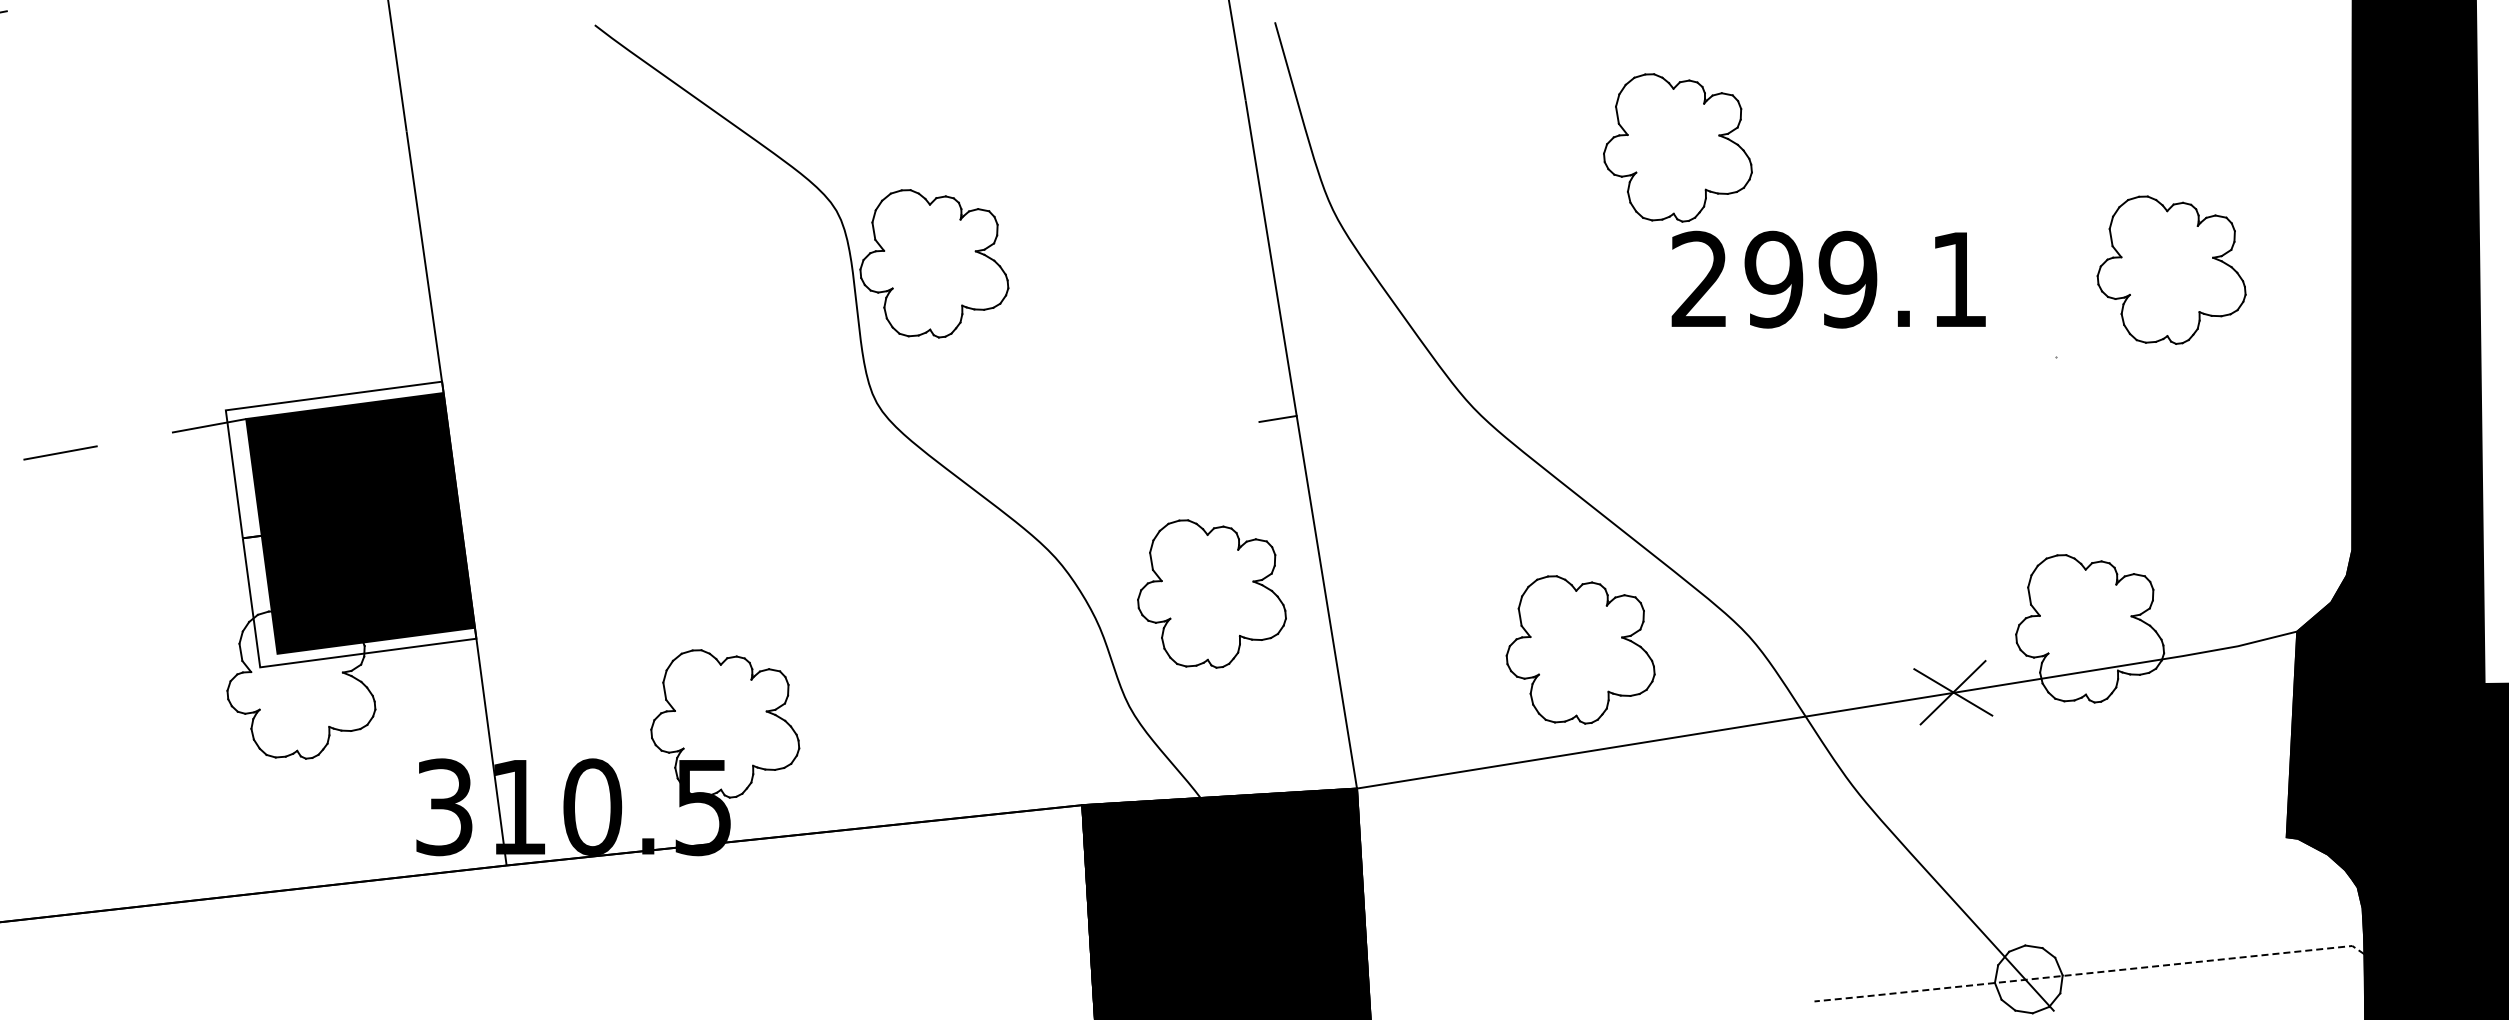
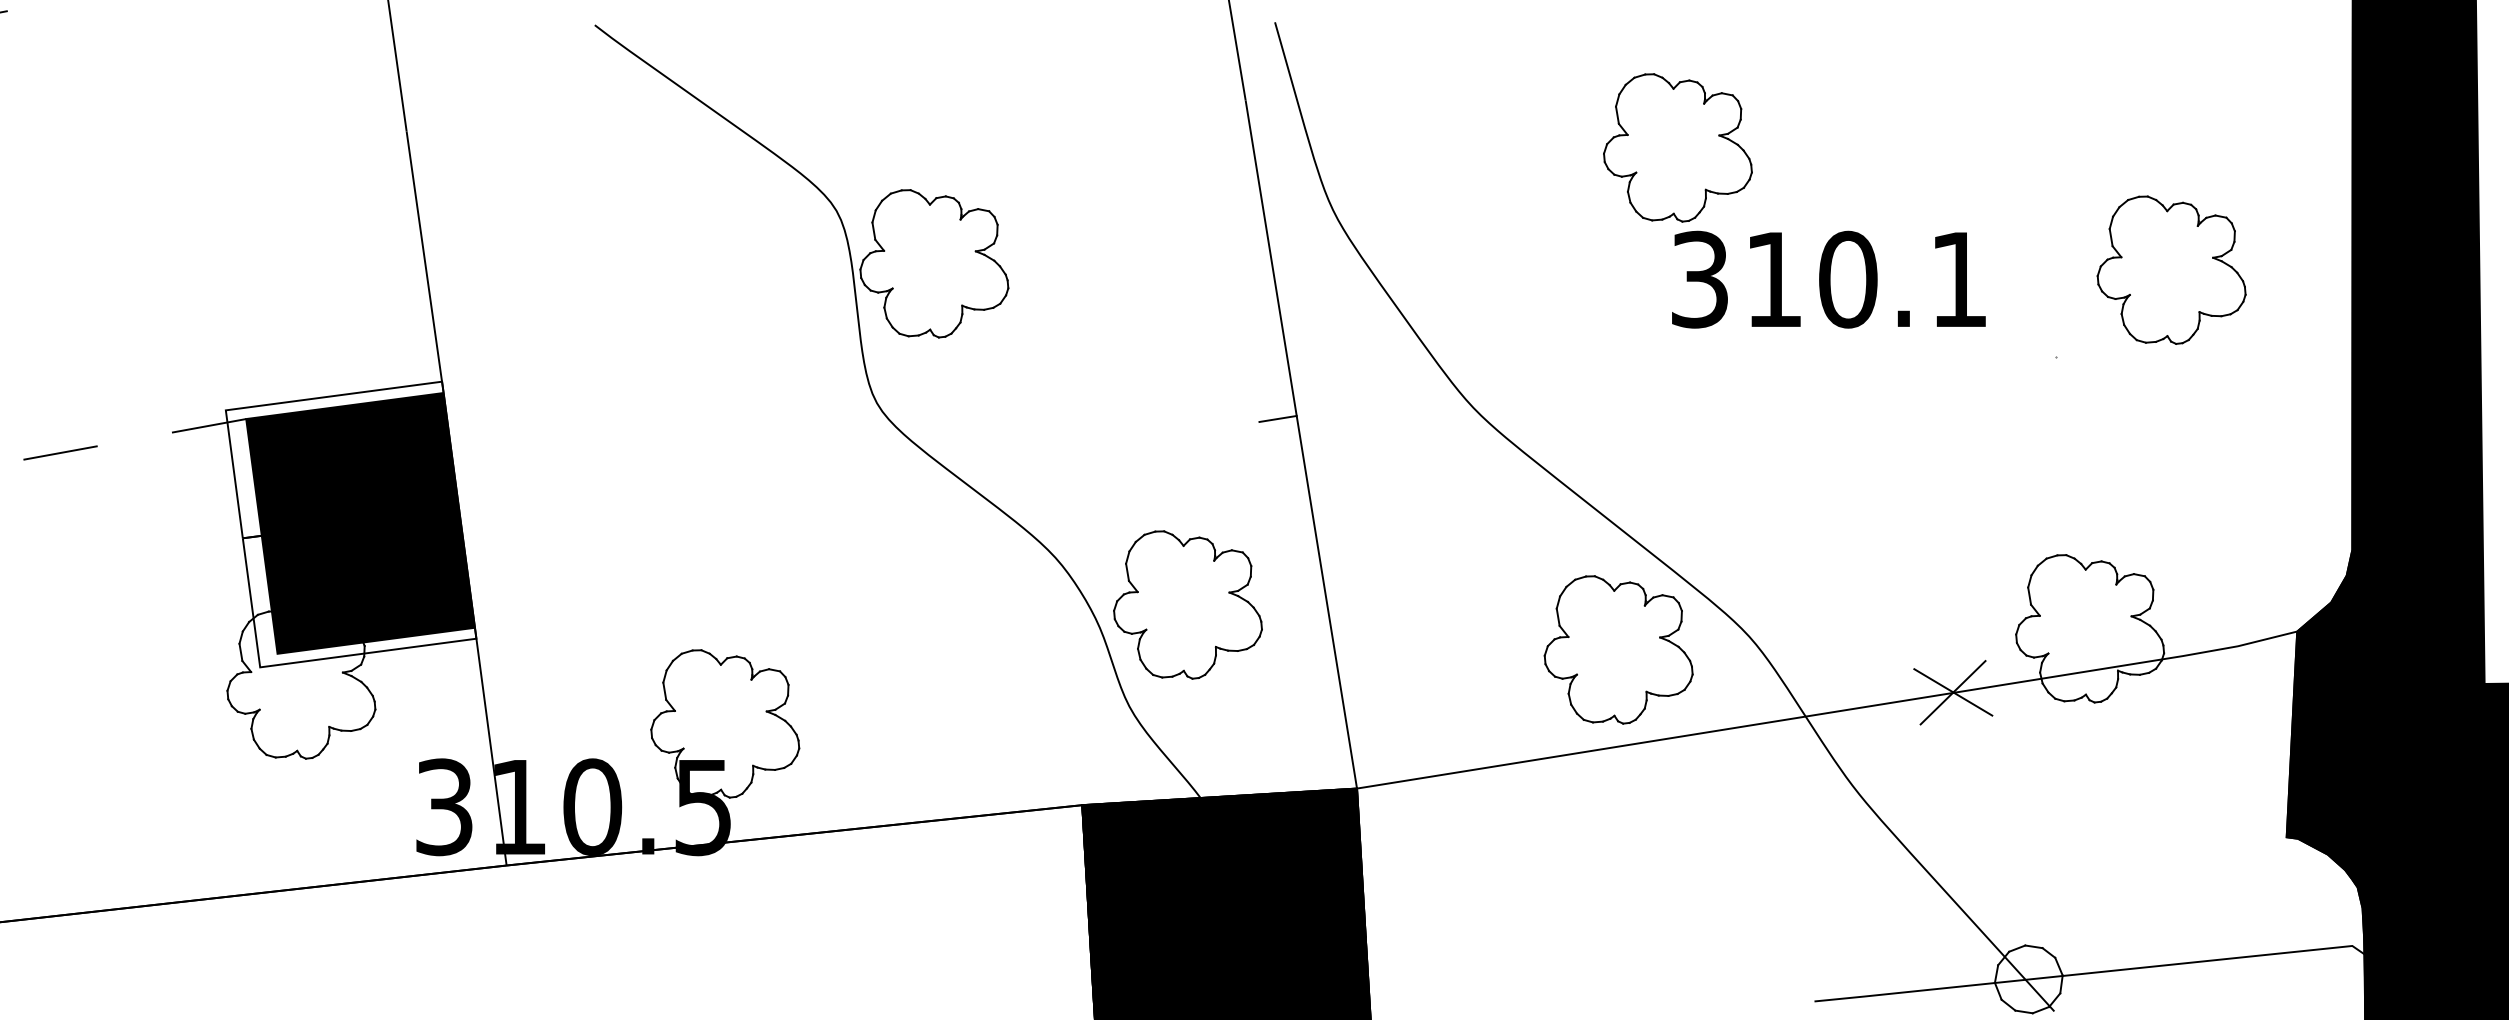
text: 299.1 -> 310.1 (1774, 279)
part position: (1211, 593) -> (1187, 604) (1187, 604)
part position: (1580, 649) -> (1618, 649) (1618, 649)
line: dashed -> solid (2089, 973)
